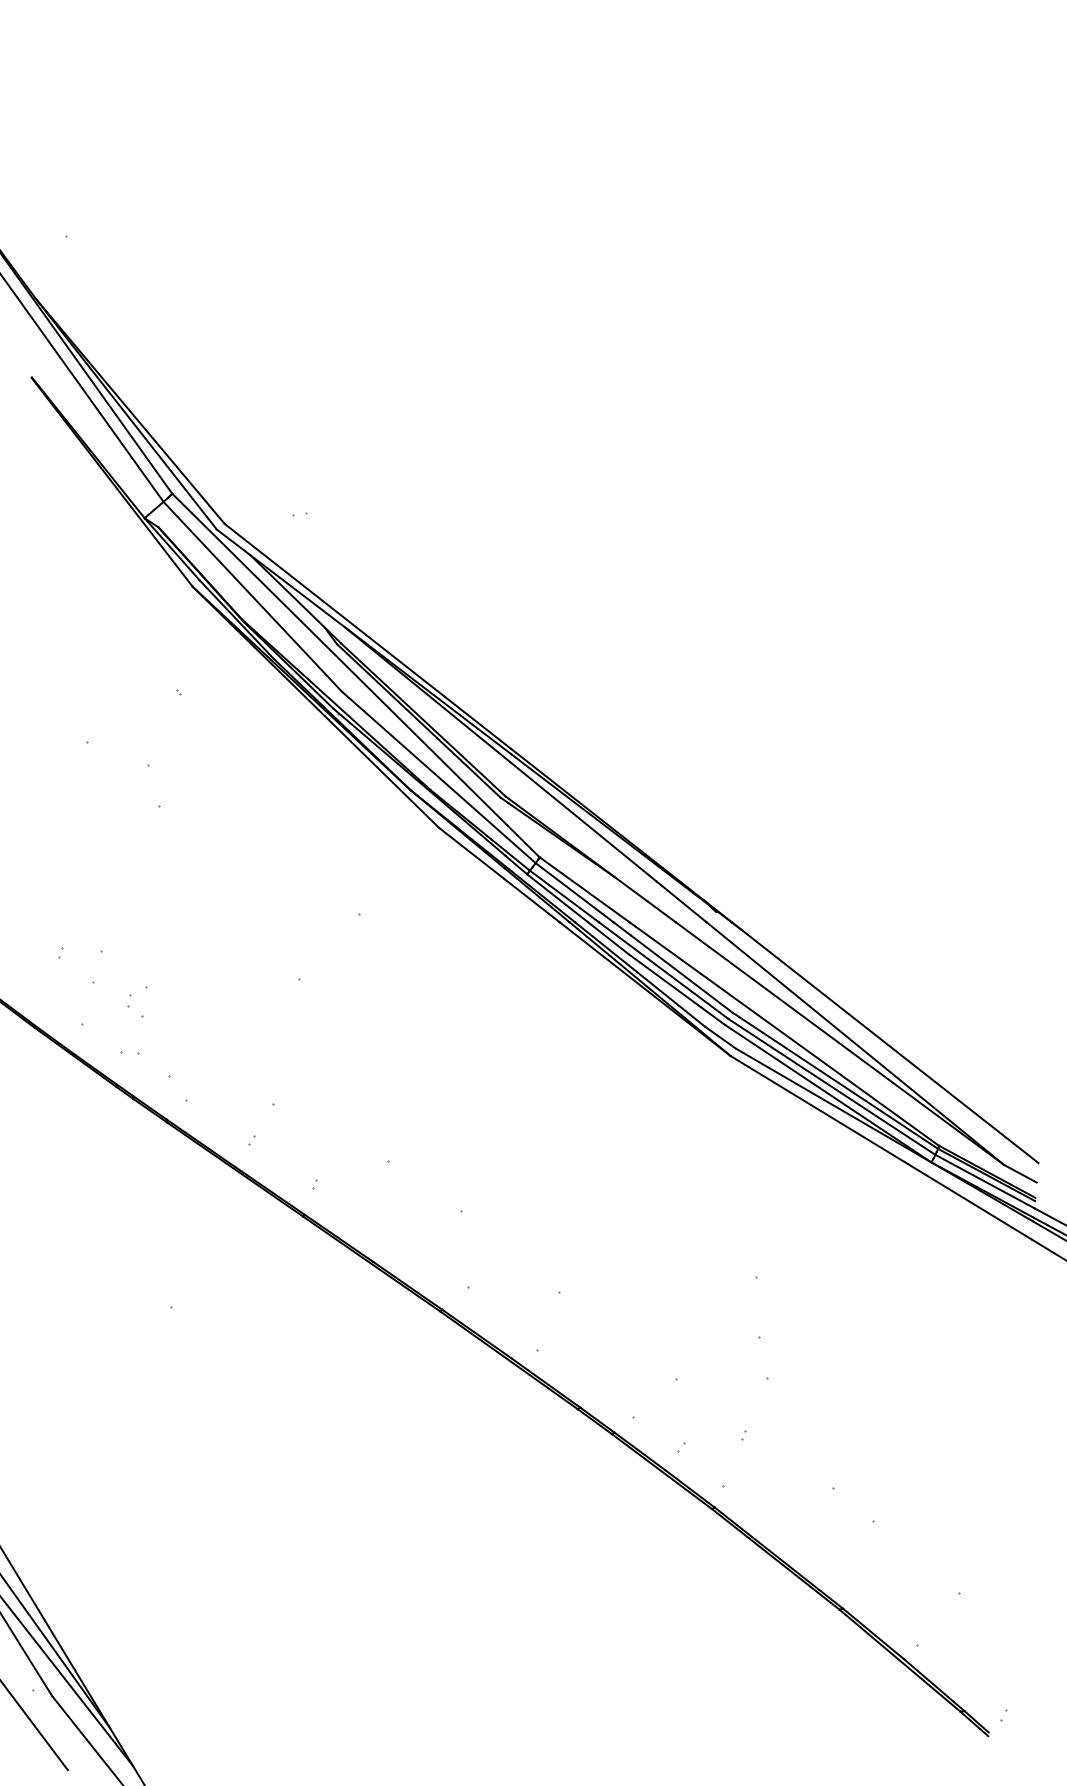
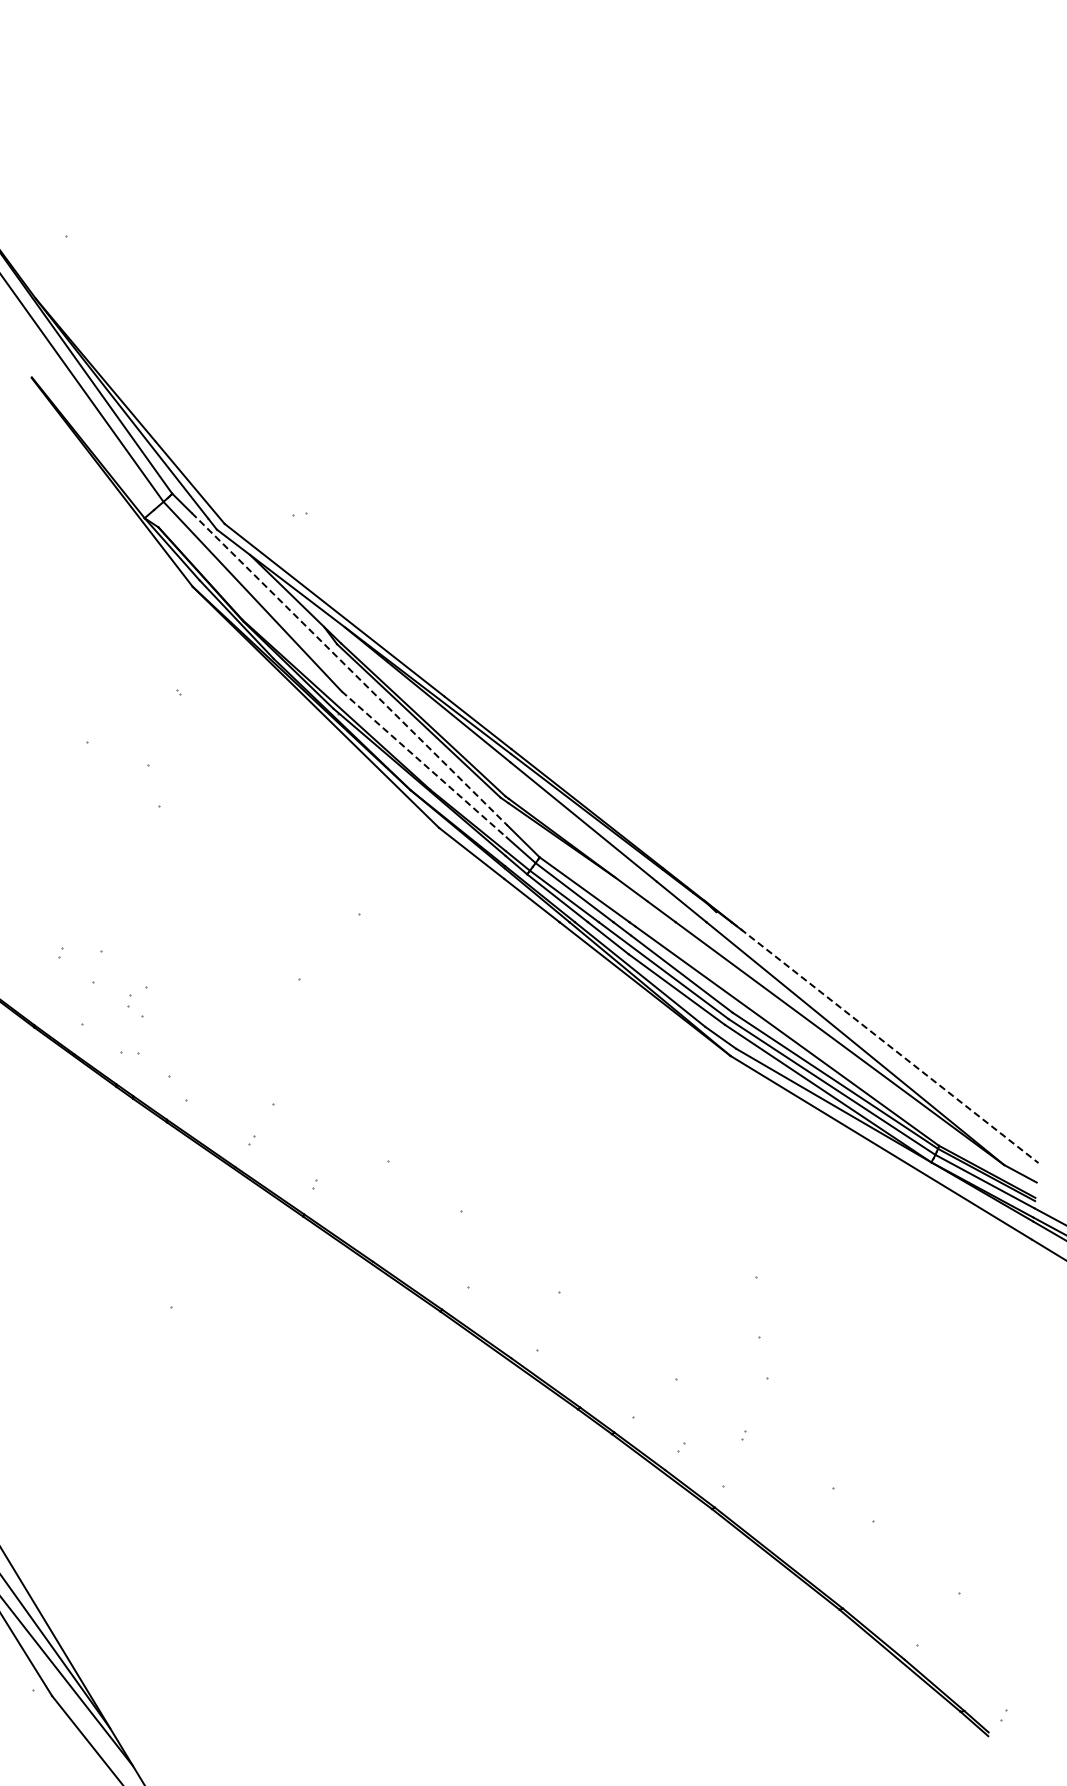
line: solid -> dashed (349, 669)
line: solid -> dashed (424, 764)
line: solid -> dashed (885, 1042)
line: present -> none (34, 1726)
